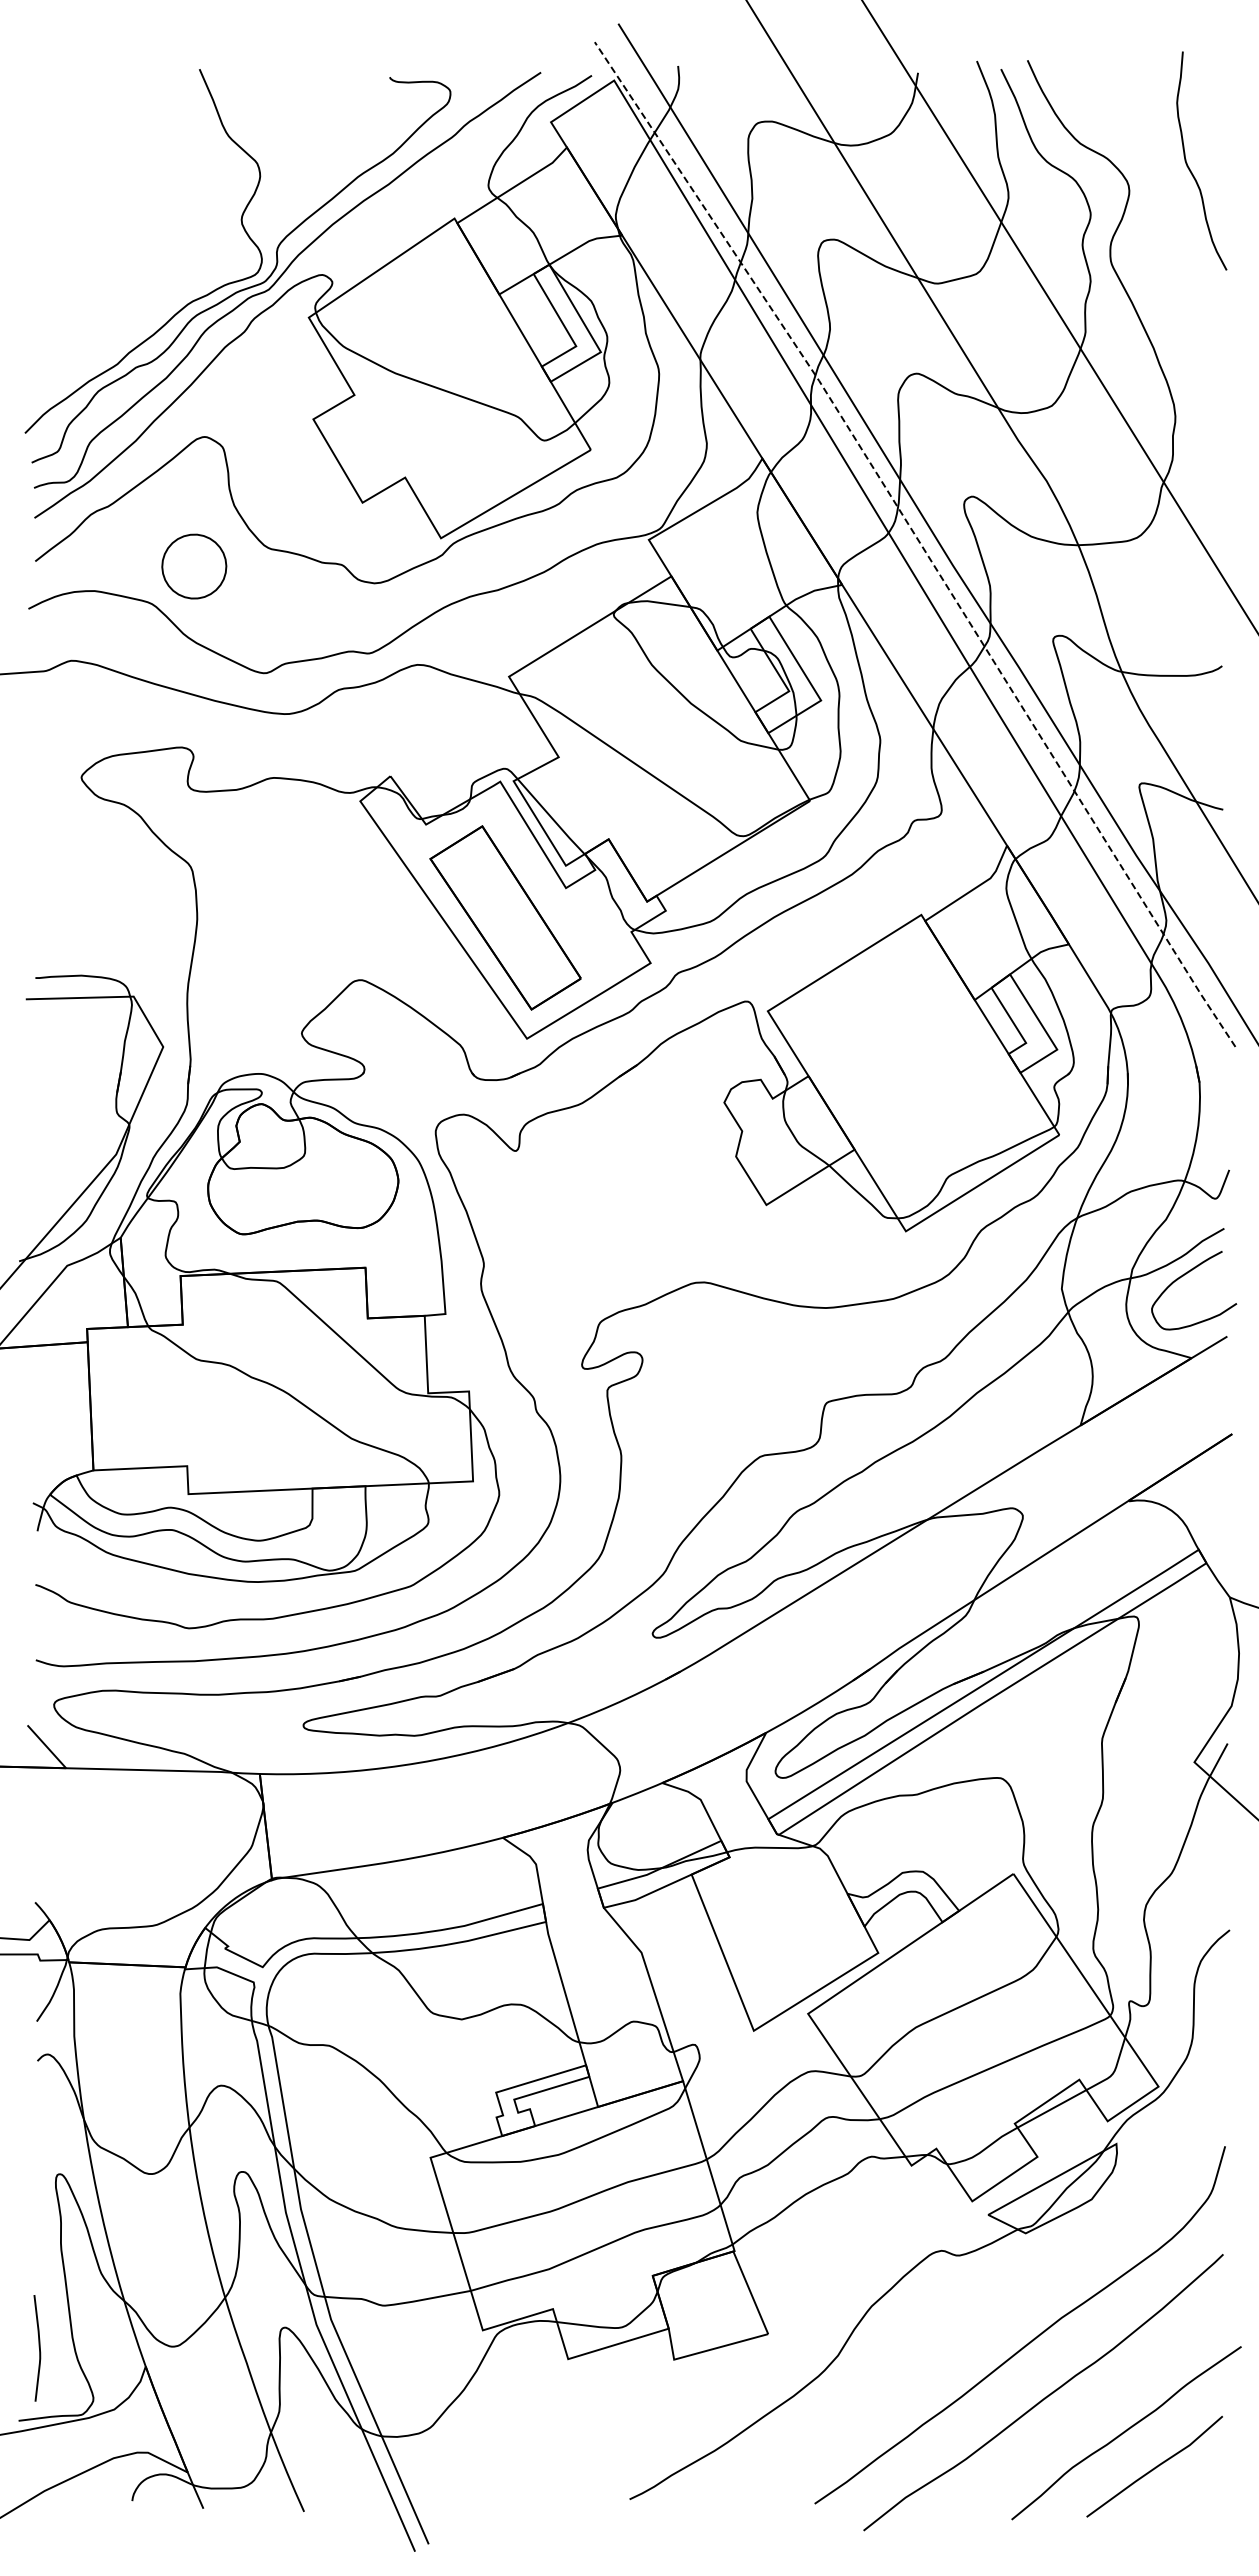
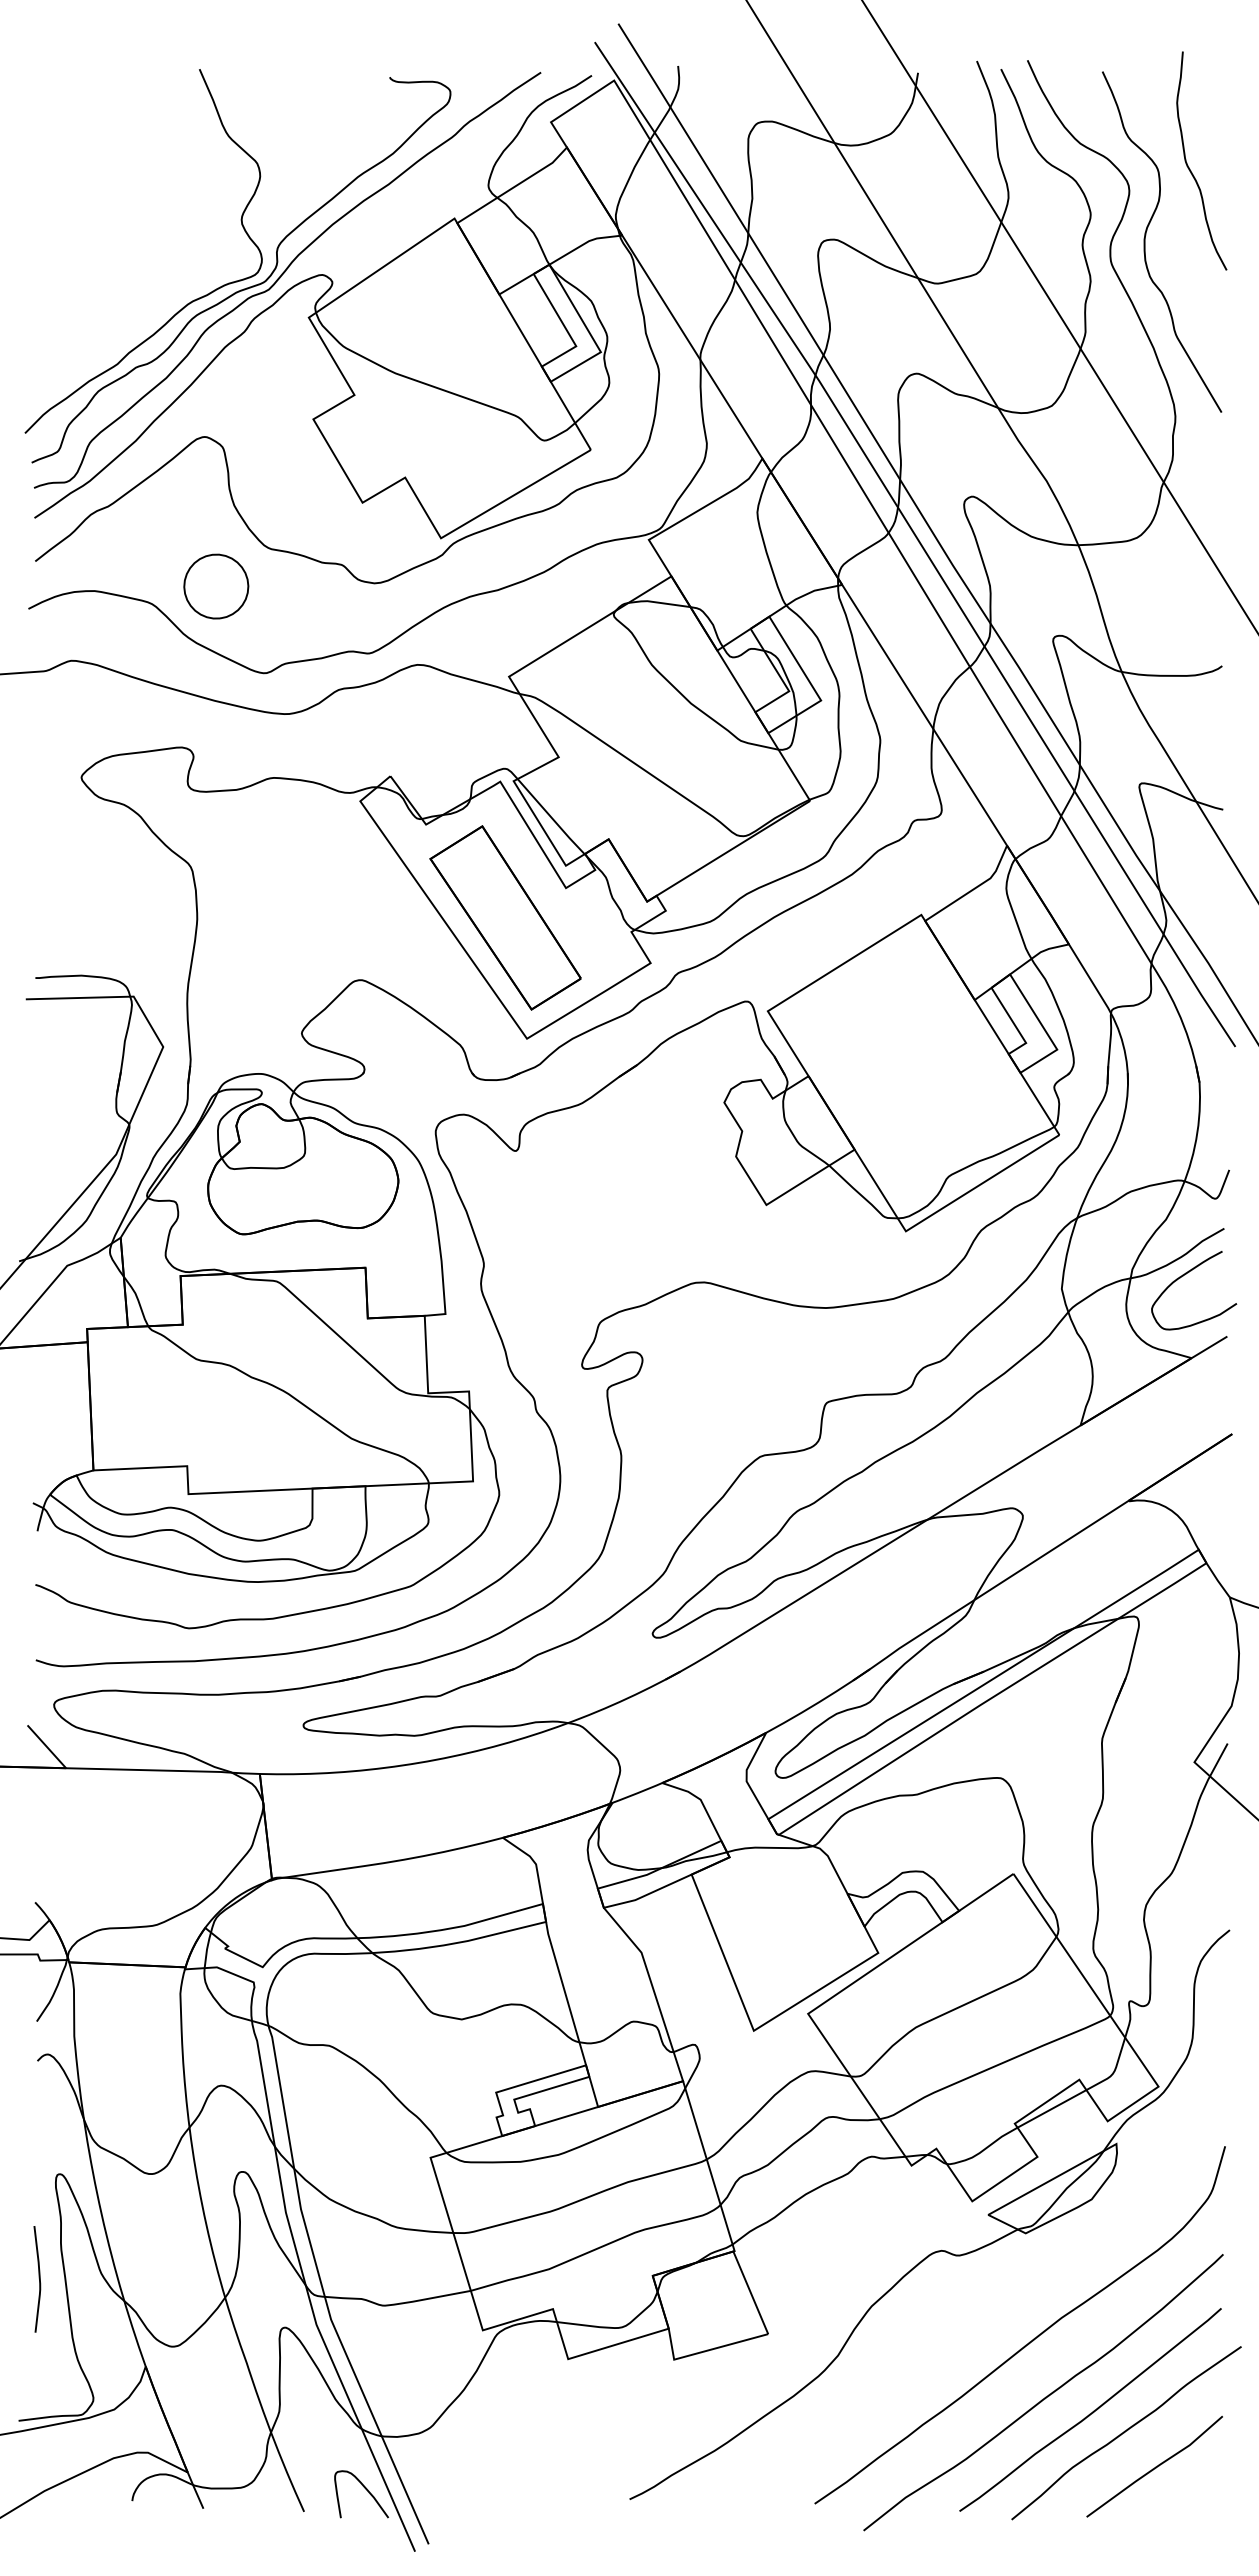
curve: none -> present (1145, 241)
line: dashed -> solid (919, 542)
part position: (194, 566) -> (216, 586) (216, 586)
curve position: (38, 2347) -> (38, 2278) (38, 2278)
curve: none -> present (1092, 2411)
curve: none -> present (365, 2489)
